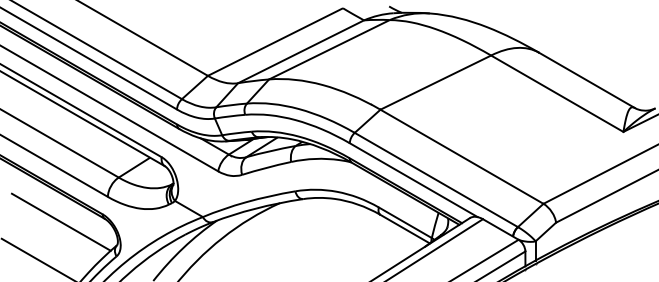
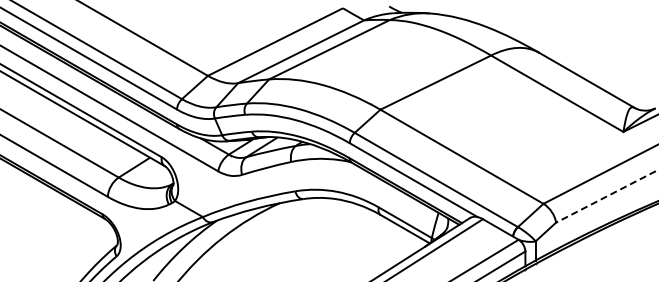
line: solid -> dashed (607, 196)
line: present -> none (60, 221)
line: present -> none (36, 258)
